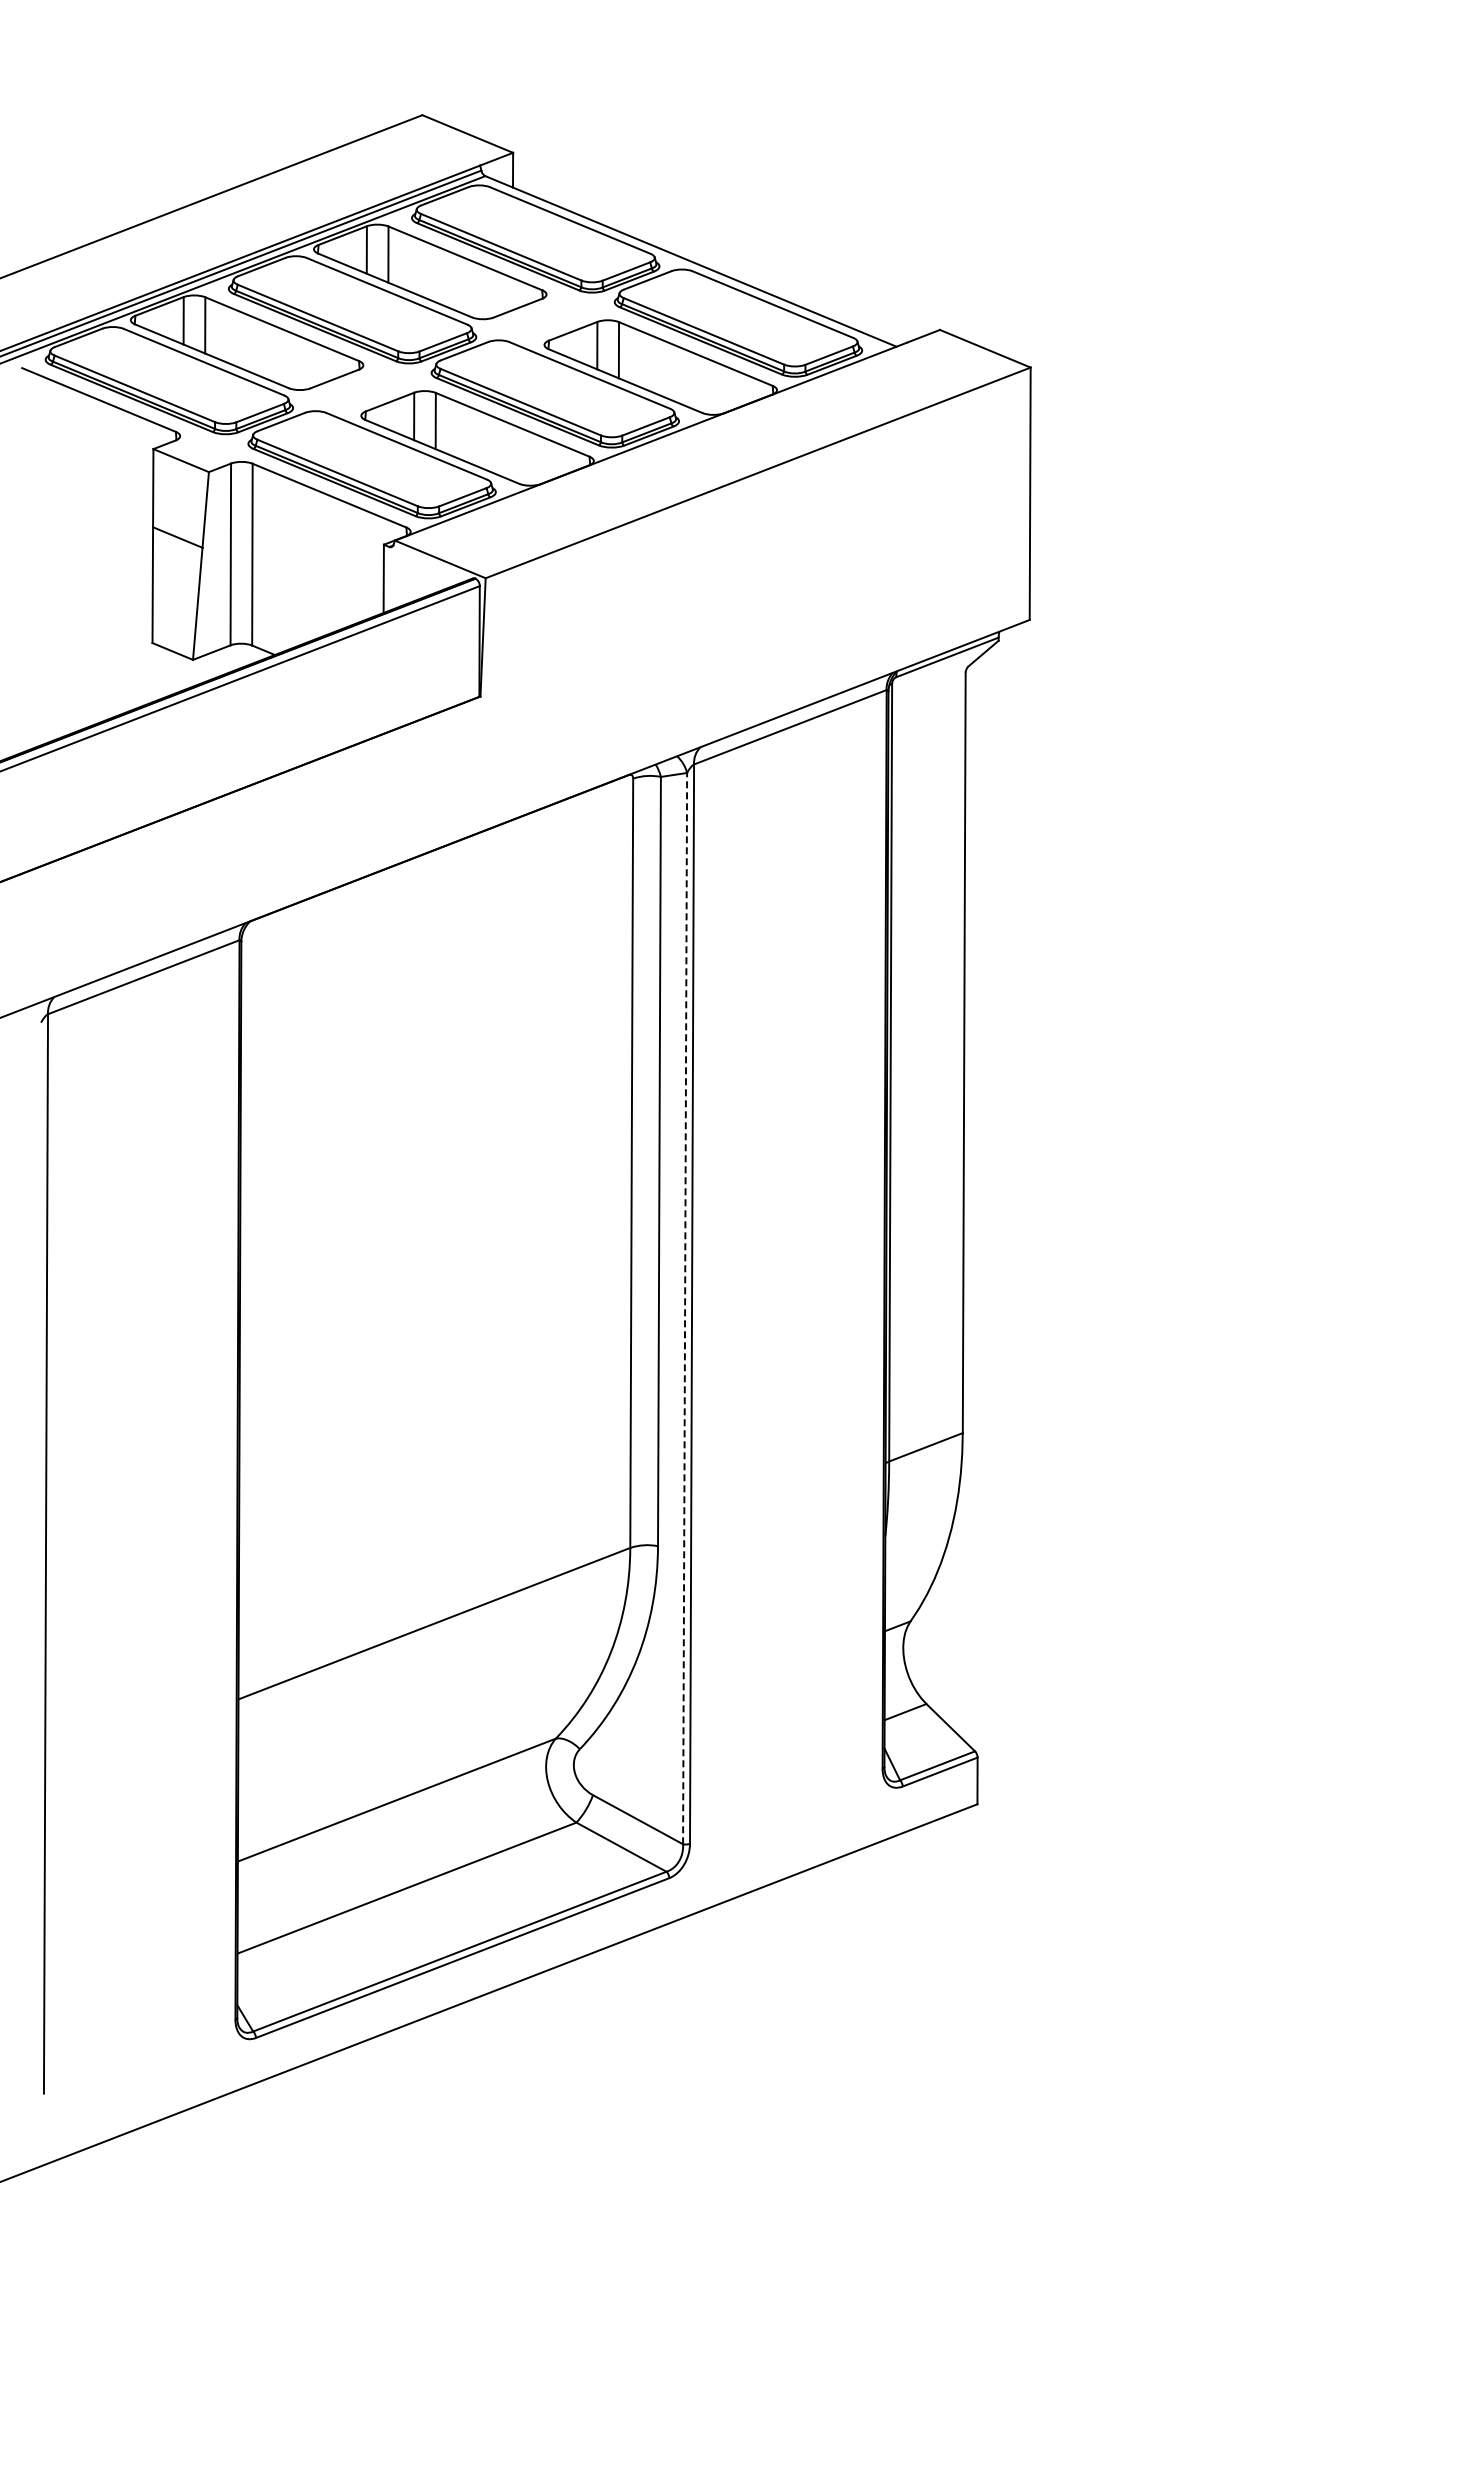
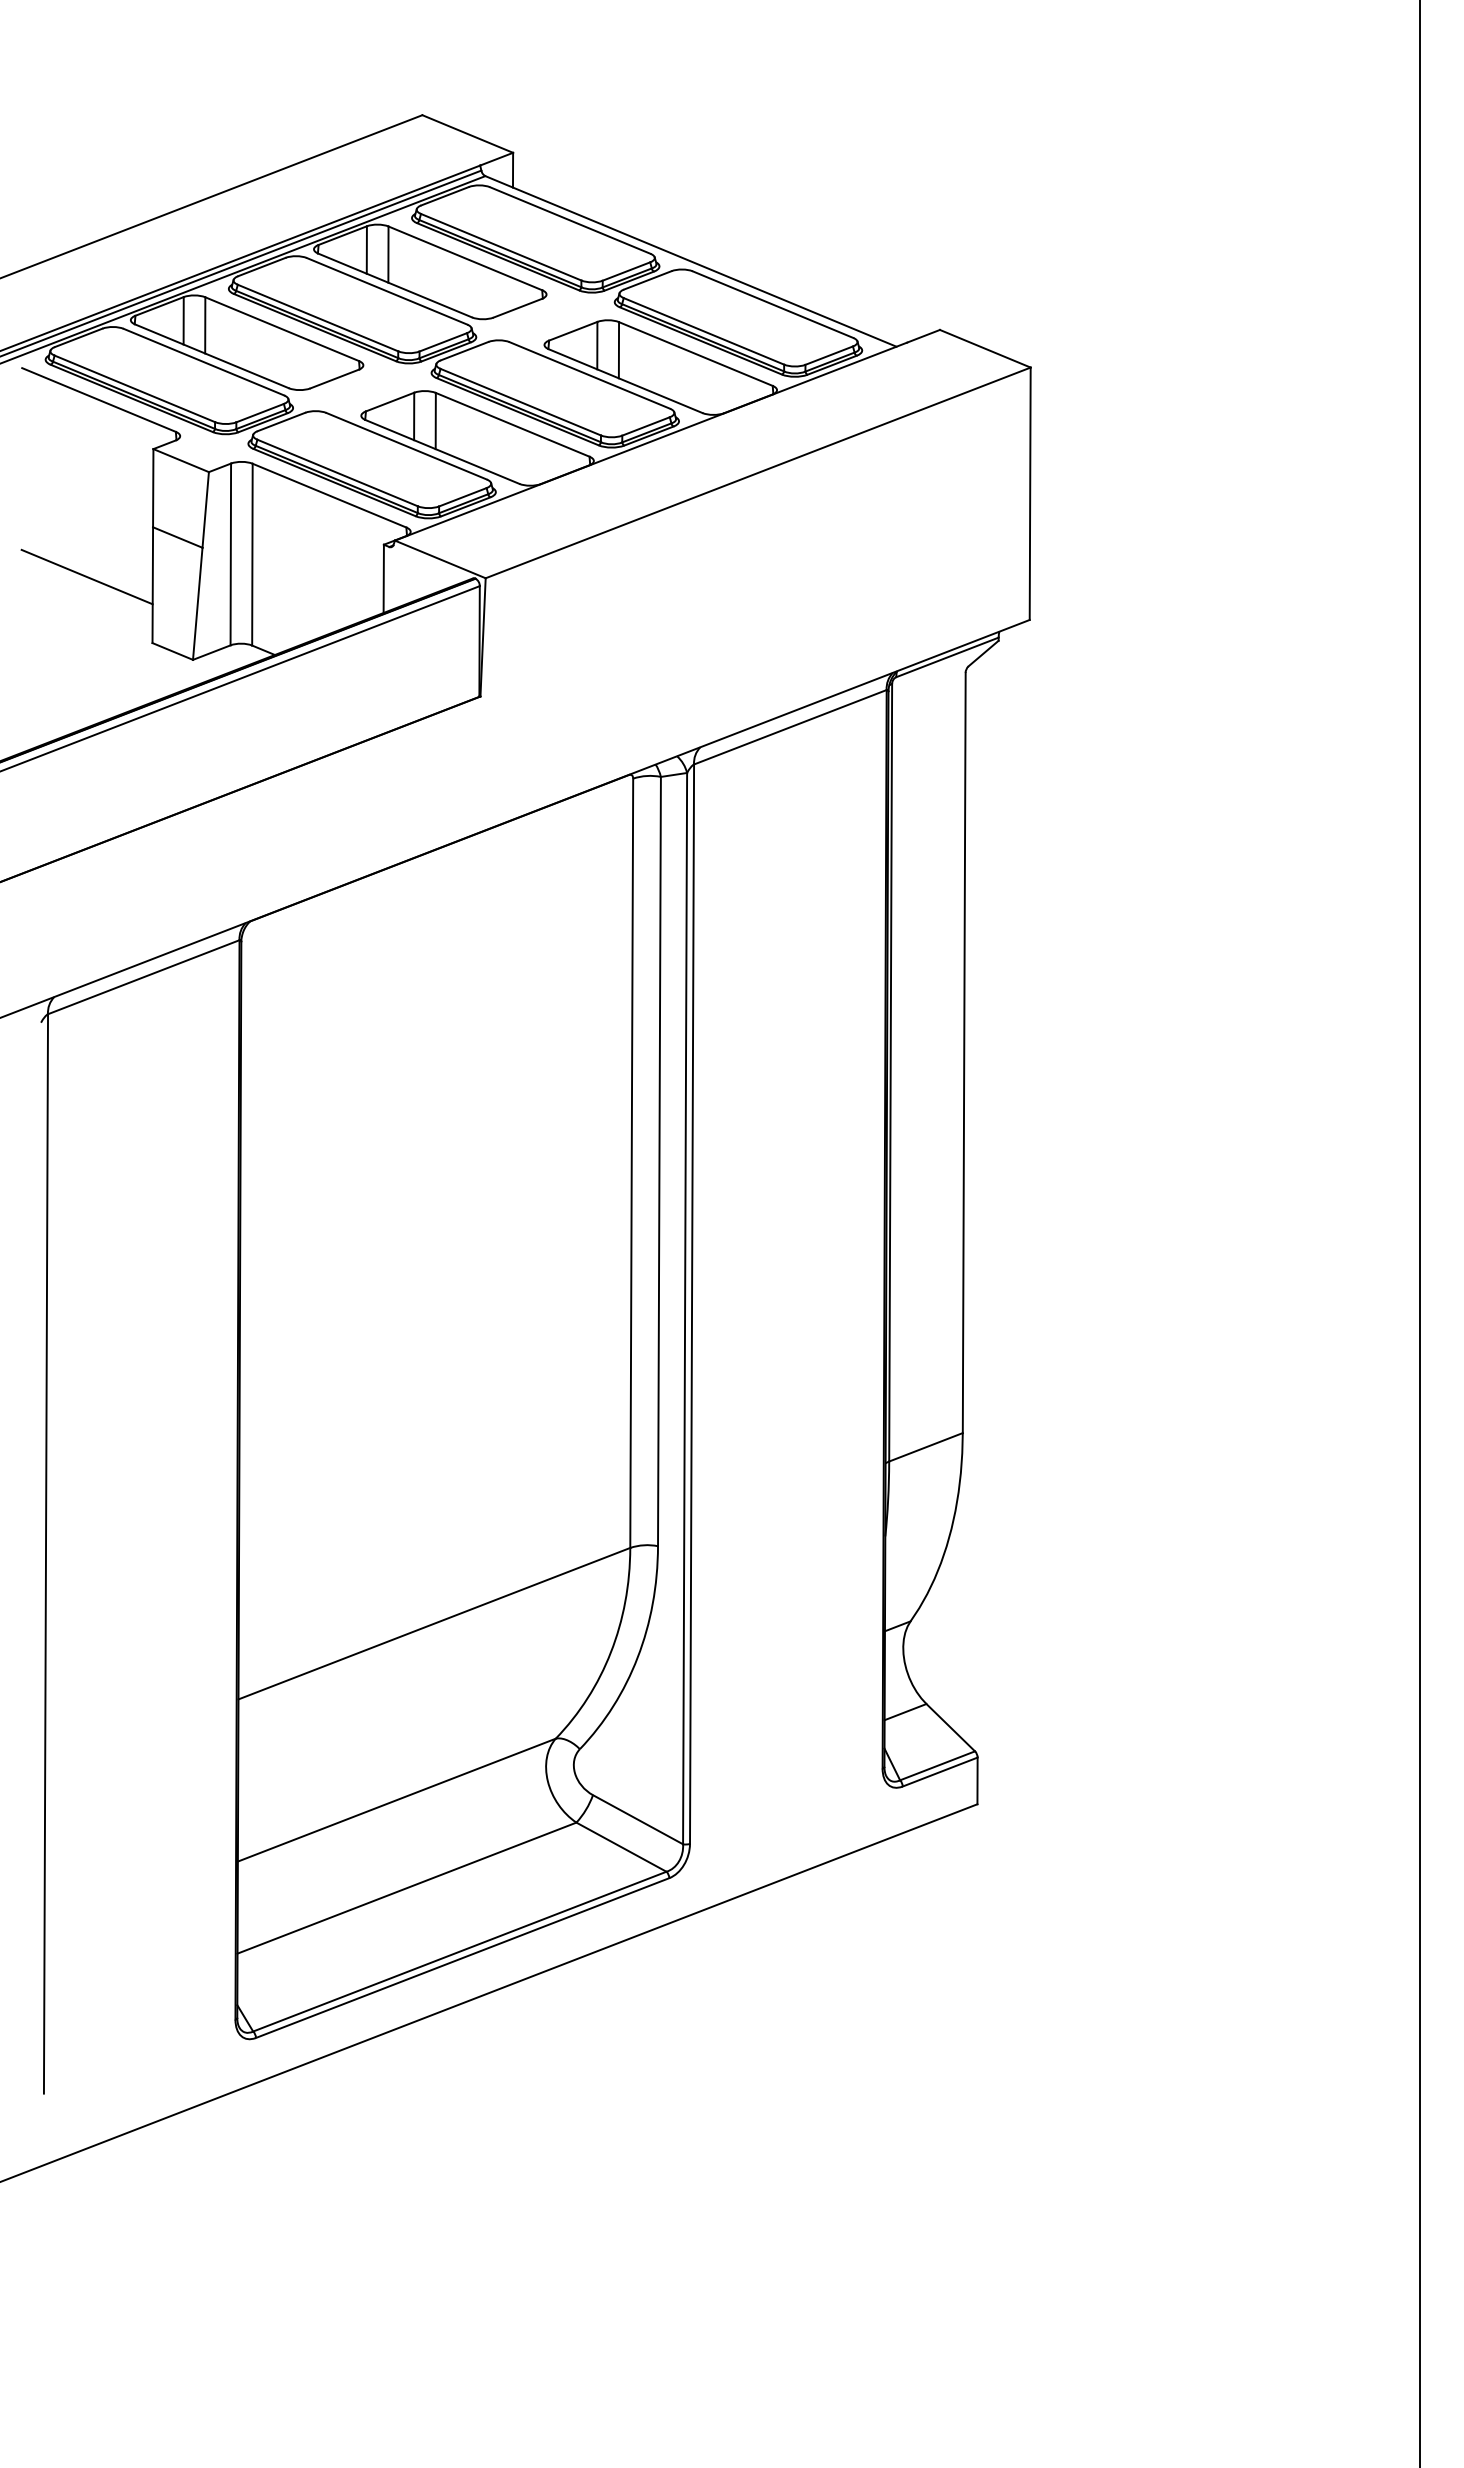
line: none -> present (86, 576)
line: none -> present (1420, 1233)
line: dashed -> solid (685, 1308)
